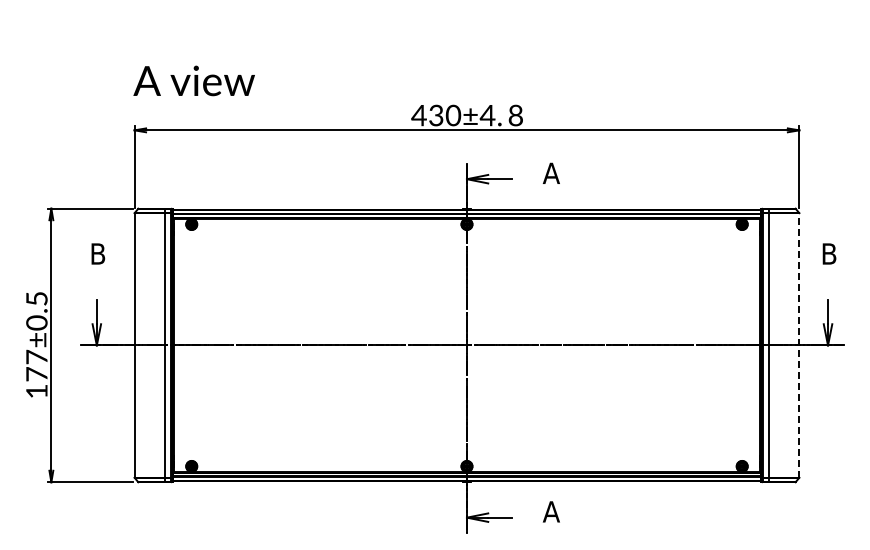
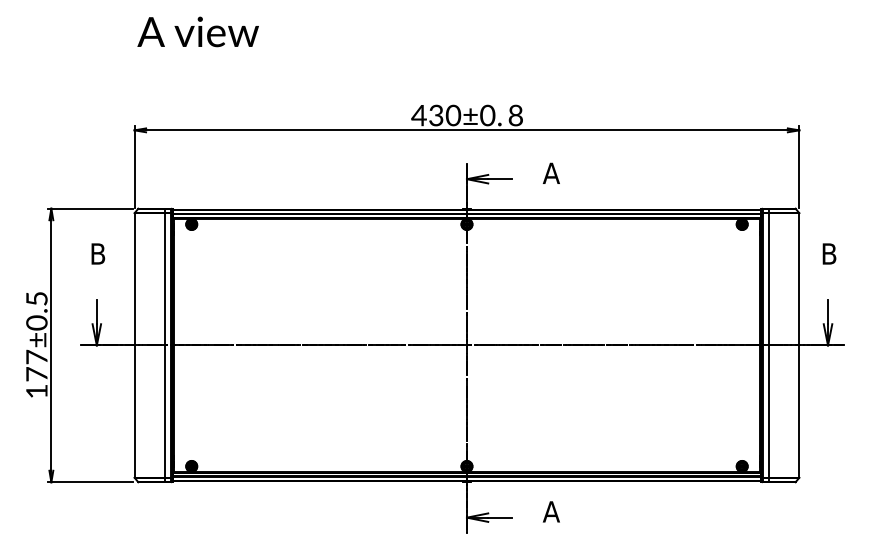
text position: (193, 80) -> (197, 31) (197, 31)
text: 430±4. -> 430±0. (487, 115)
line: dashed -> solid (799, 344)
